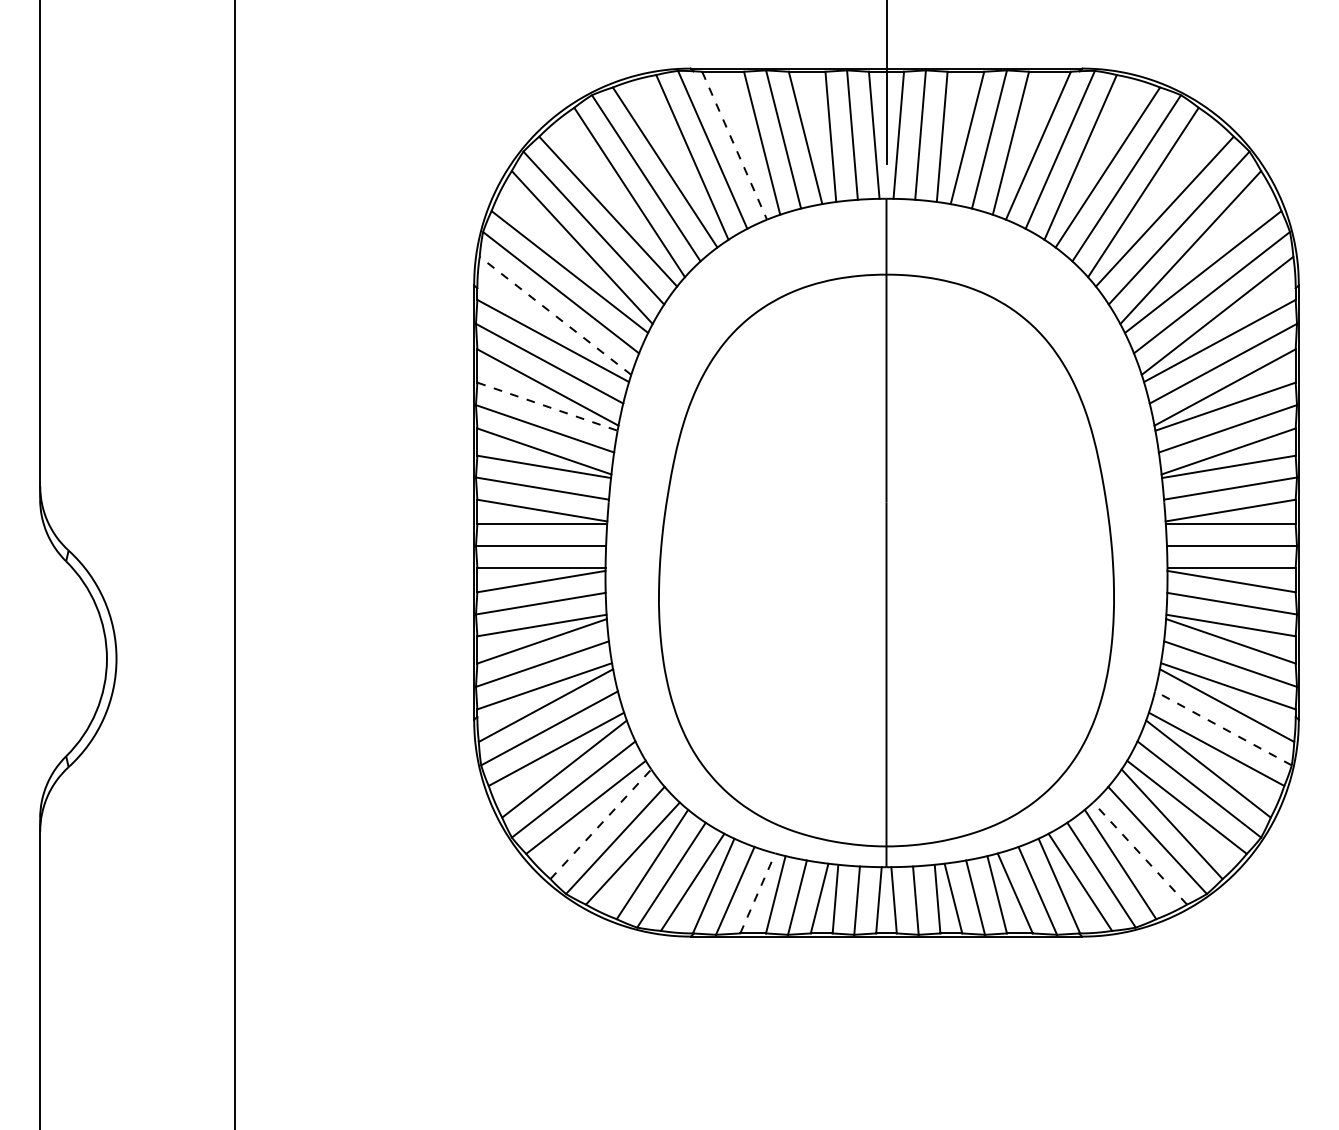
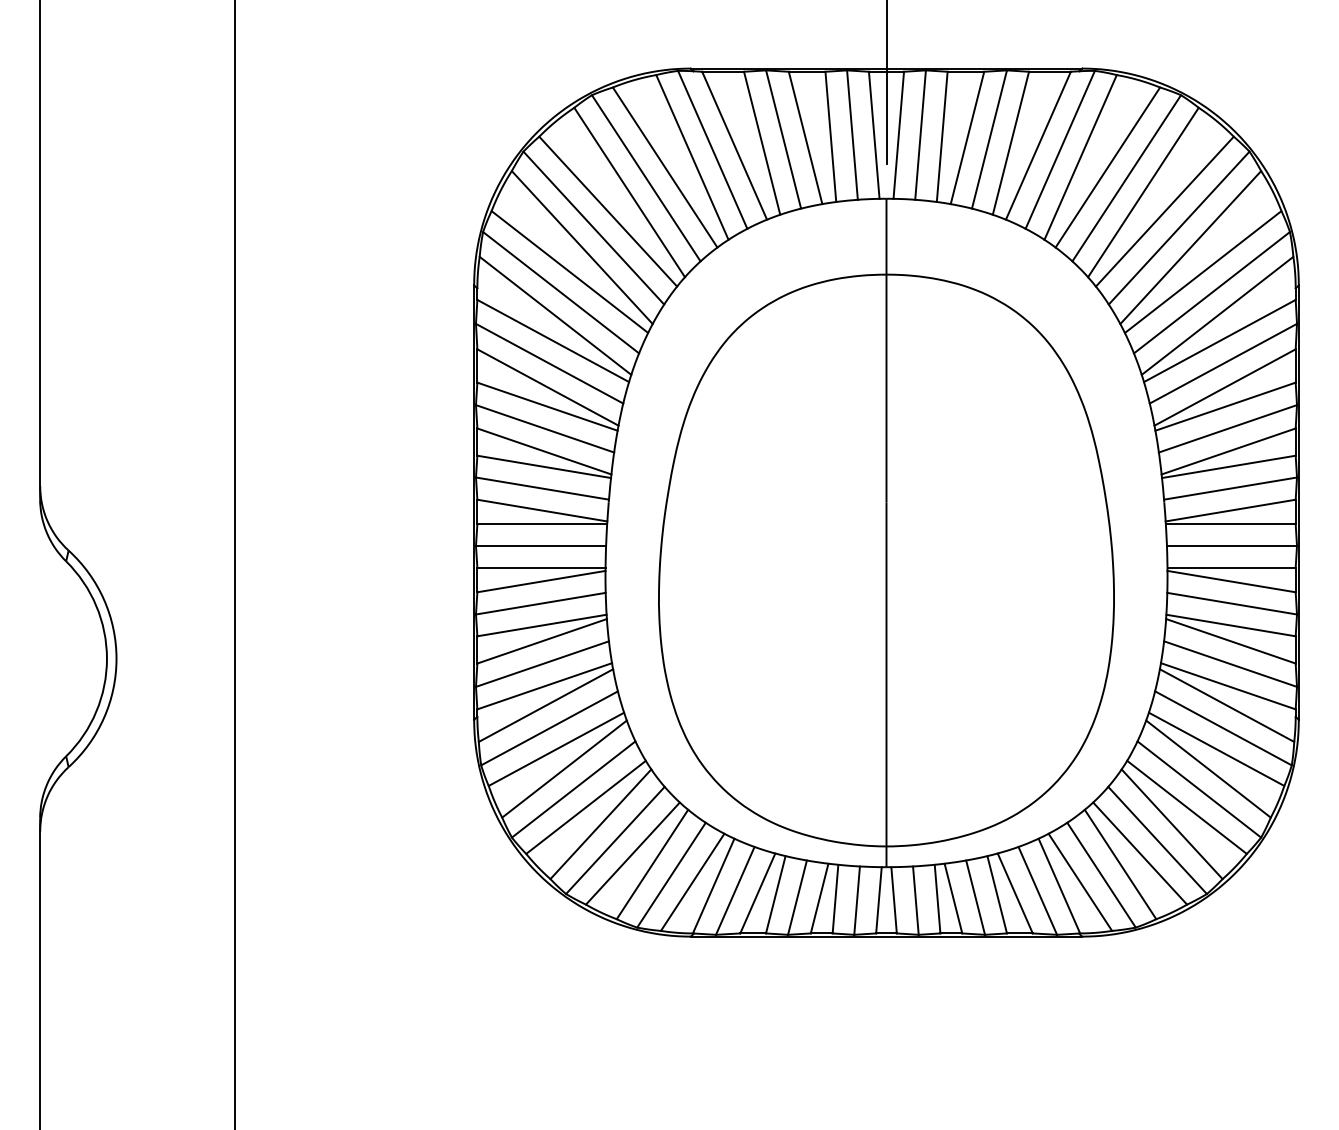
line: dashed -> solid (734, 145)
line: dashed -> solid (555, 315)
line: dashed -> solid (547, 406)
line: dashed -> solid (1223, 728)
line: dashed -> solid (601, 823)
line: dashed -> solid (1139, 853)
line: dashed -> solid (757, 893)
